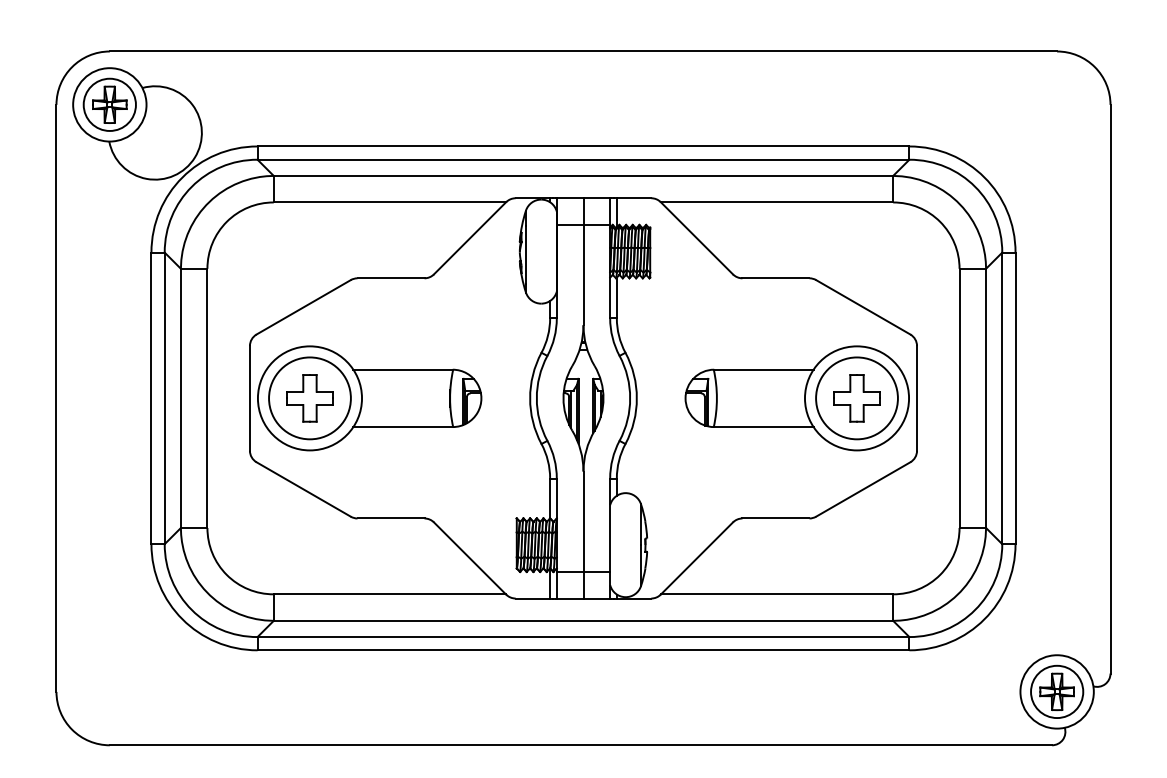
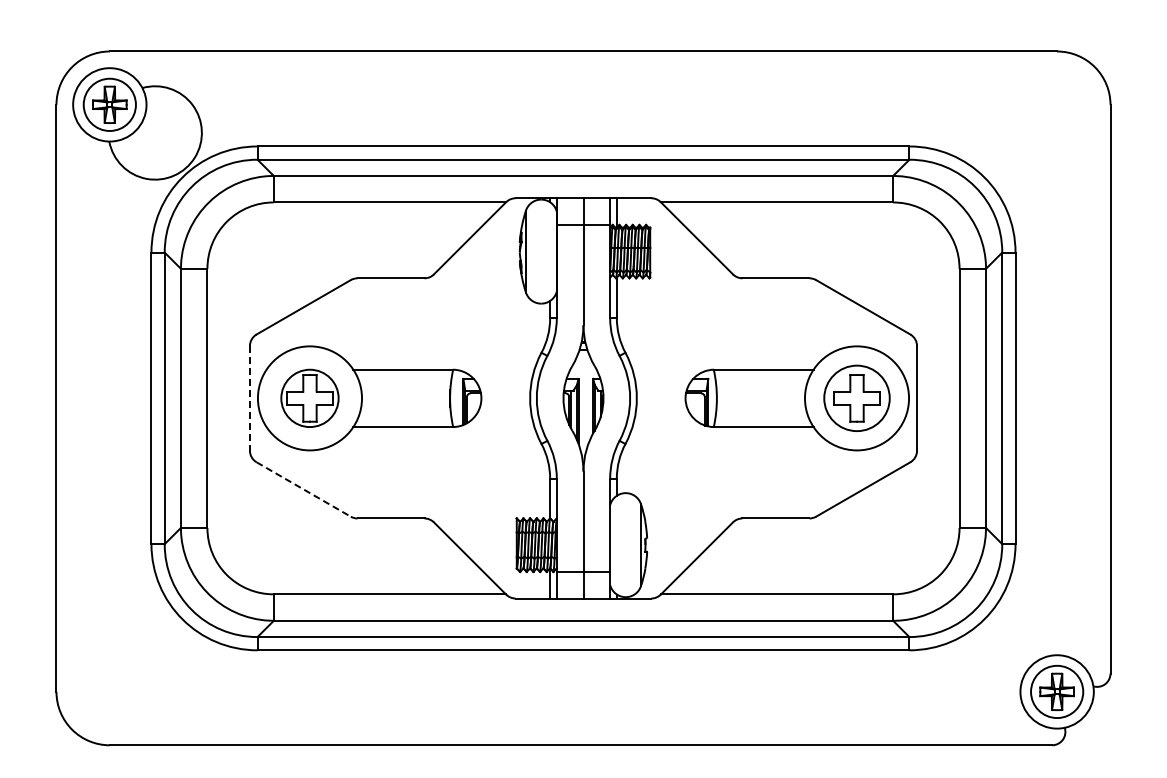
line: solid -> dashed (249, 398)
circle diameter: 82 px -> 57 px (309, 398)
circle diameter: 82 px -> 66 px (856, 398)
line: solid -> dashed (304, 489)
